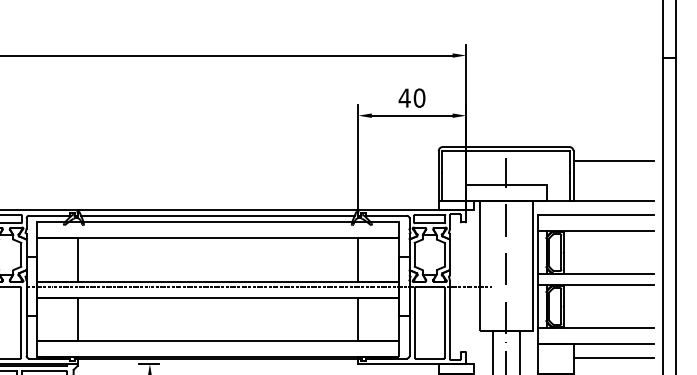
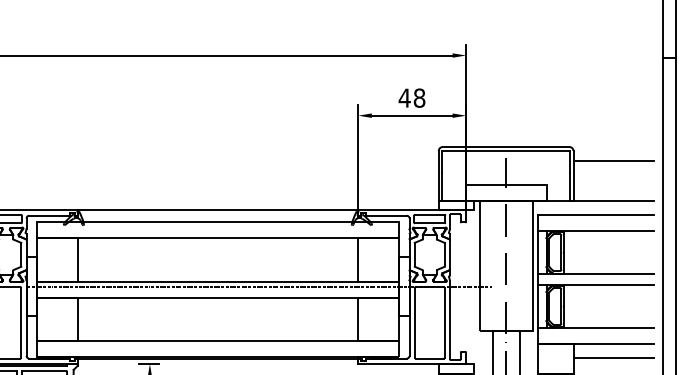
text: 40 -> 48 (419, 97)
line: present -> none (217, 215)
